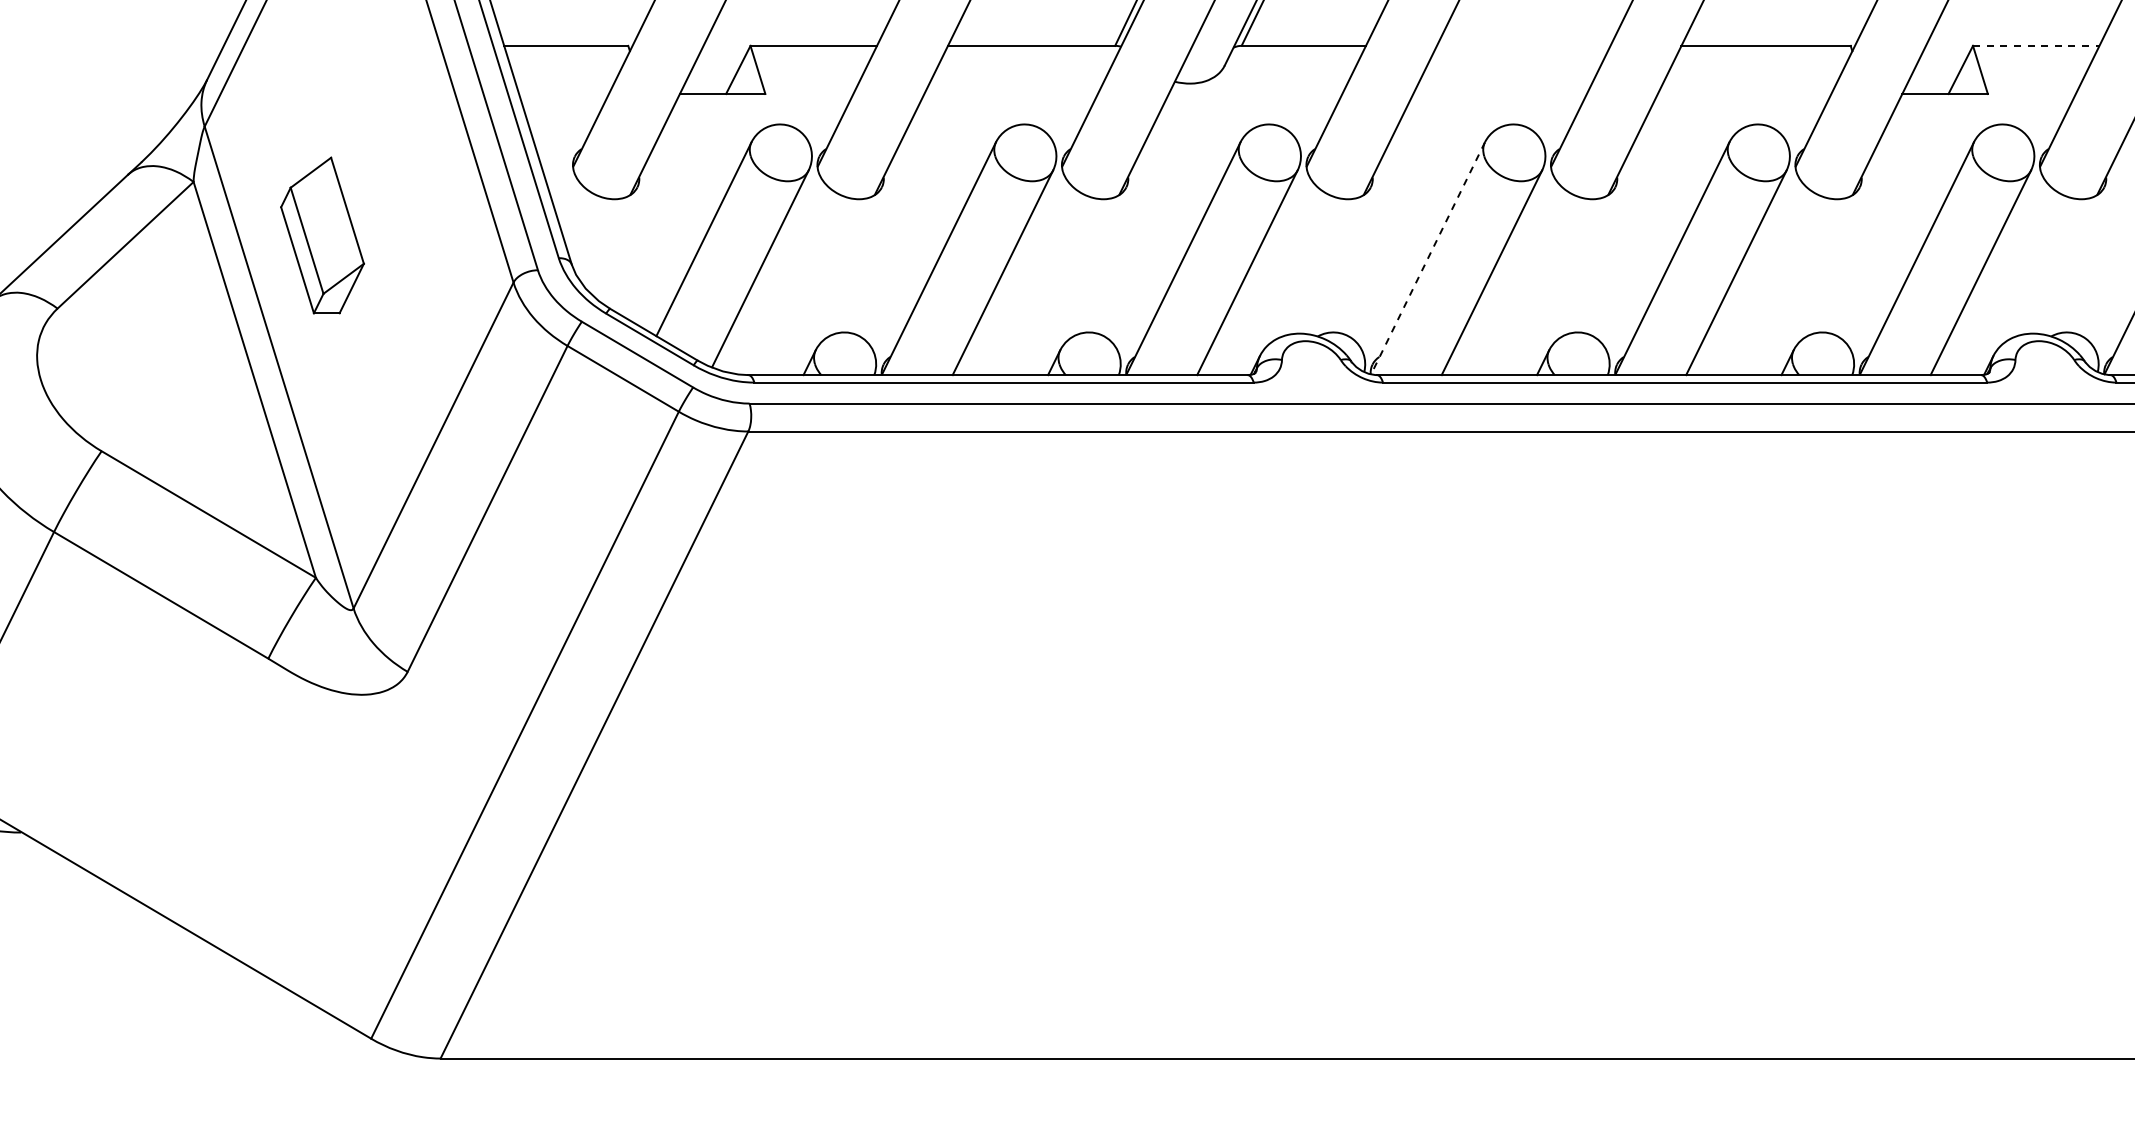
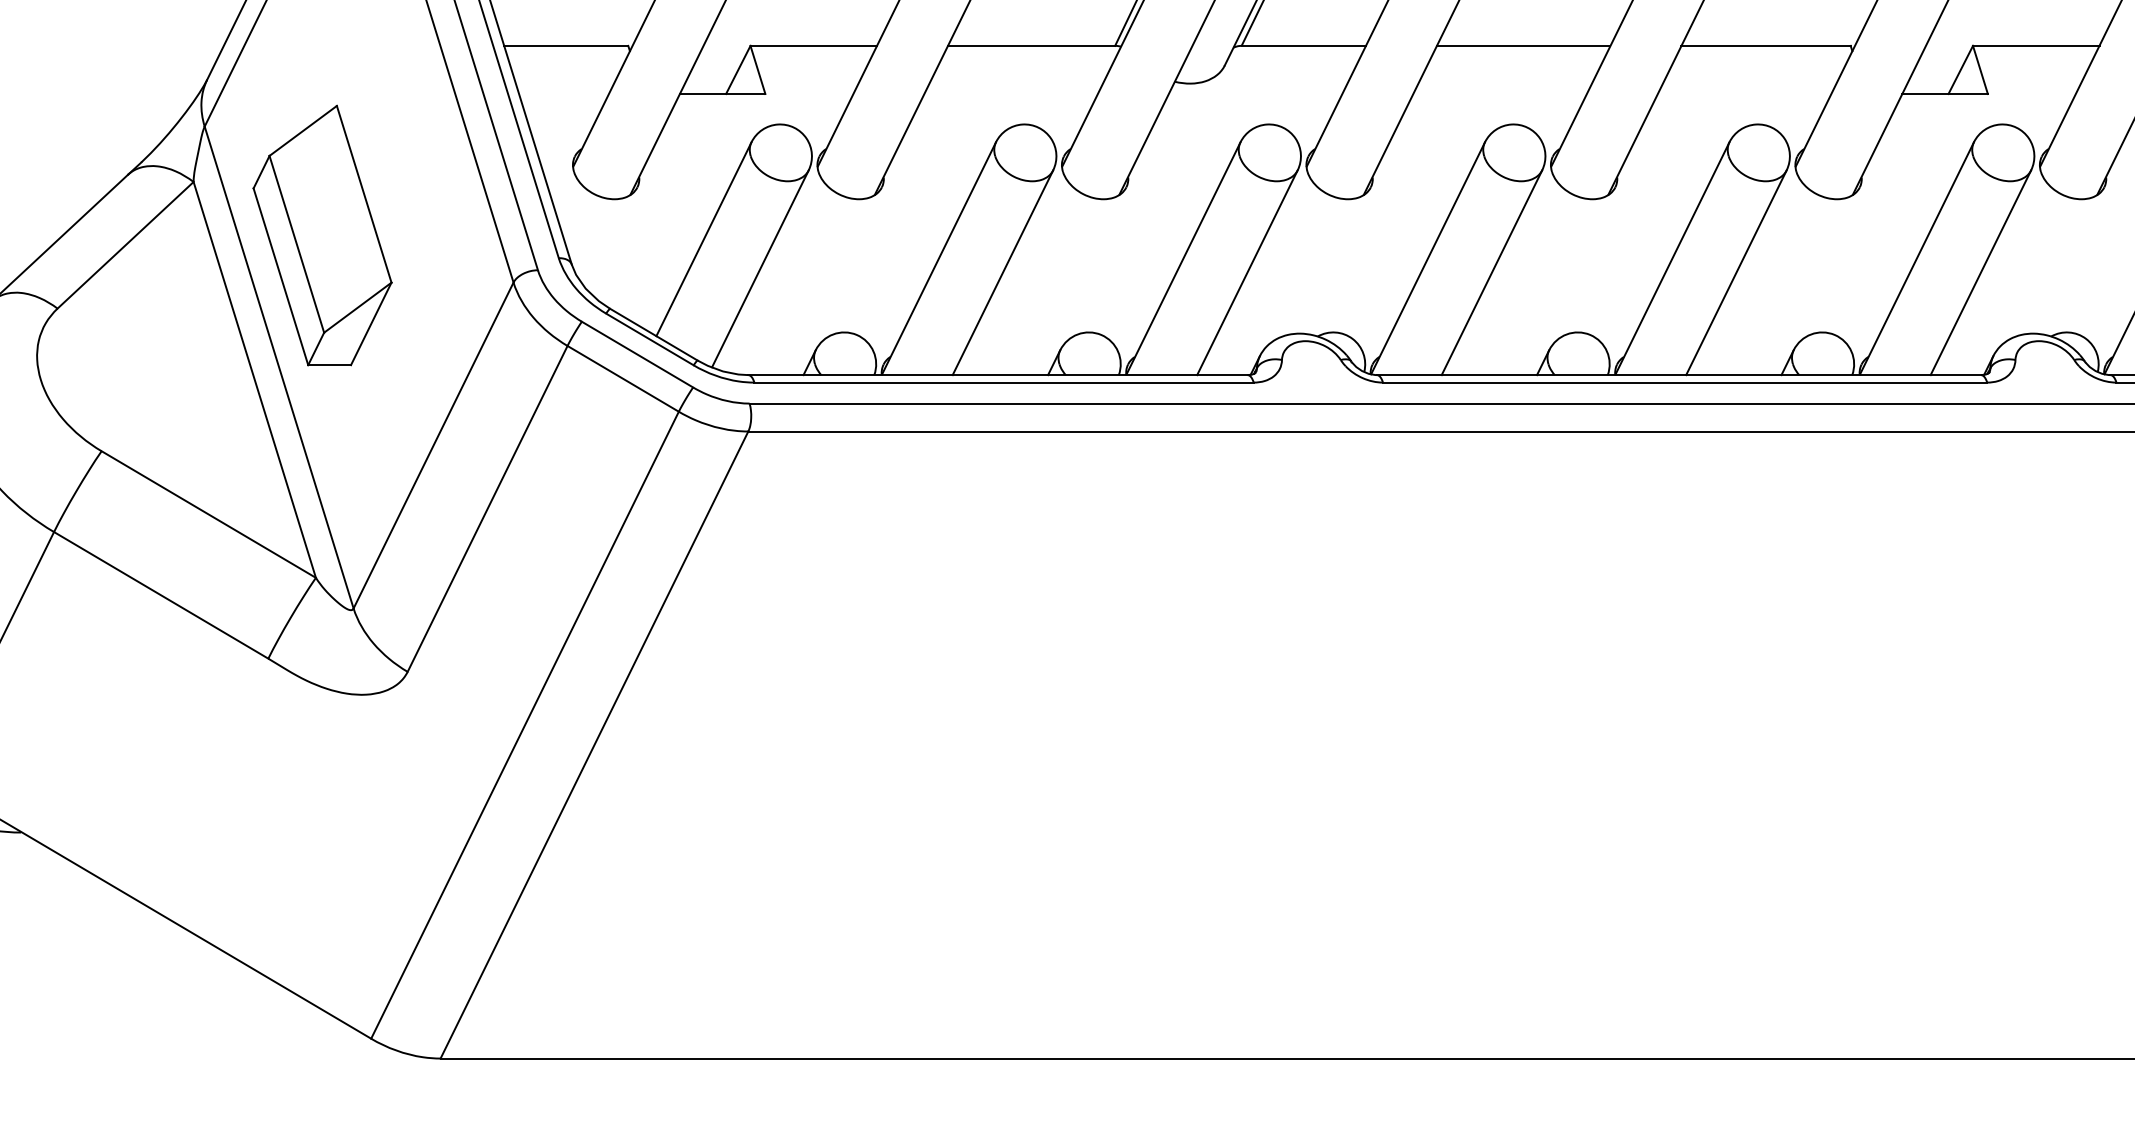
line: none -> present (1523, 45)
line: dashed -> solid (2036, 45)
part size: 85x159 px -> 141x263 px (322, 235)
line: dashed -> solid (1427, 258)
